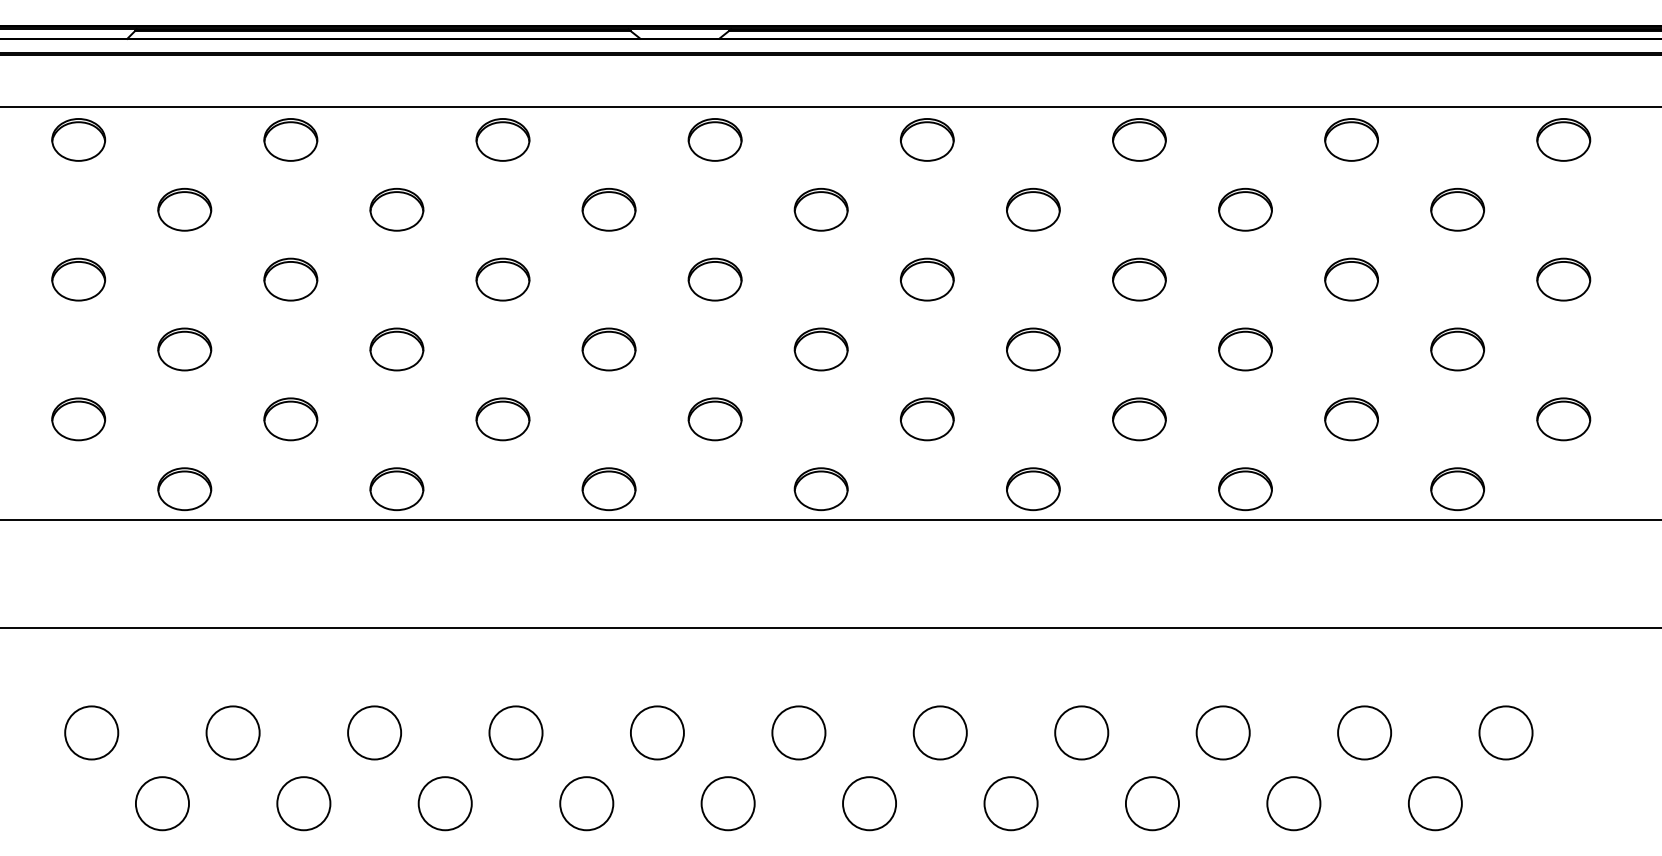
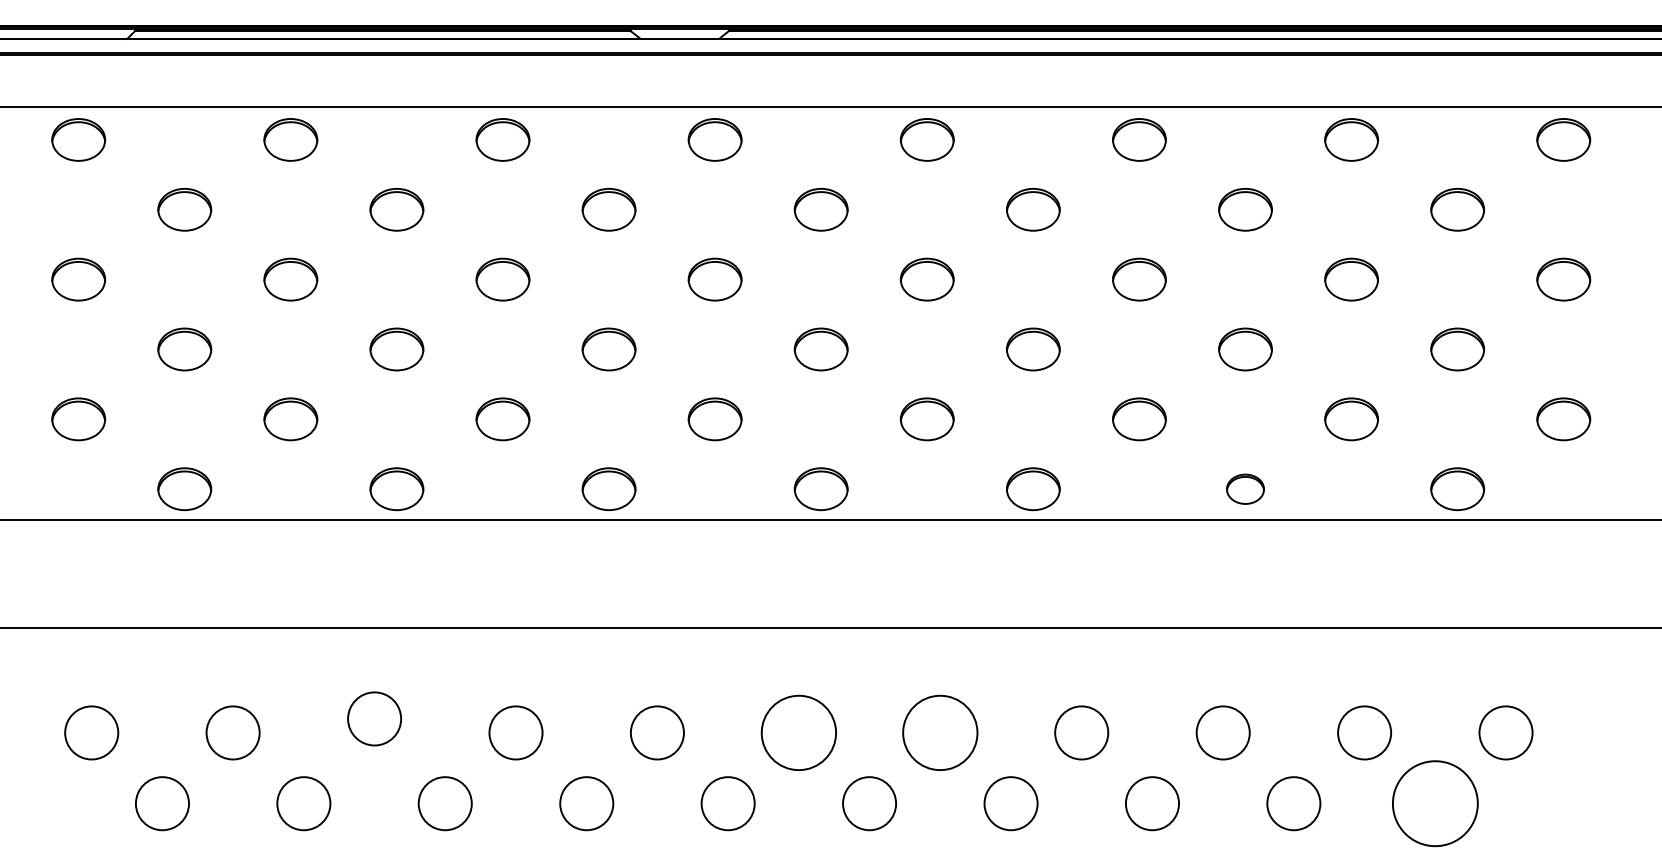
part size: 55x45 px -> 39x32 px (1245, 488)
circle position: (374, 732) -> (374, 718) (374, 718)
circle diameter: 53 px -> 74 px (798, 732)
circle diameter: 53 px -> 74 px (940, 732)
circle diameter: 53 px -> 85 px (1434, 803)
